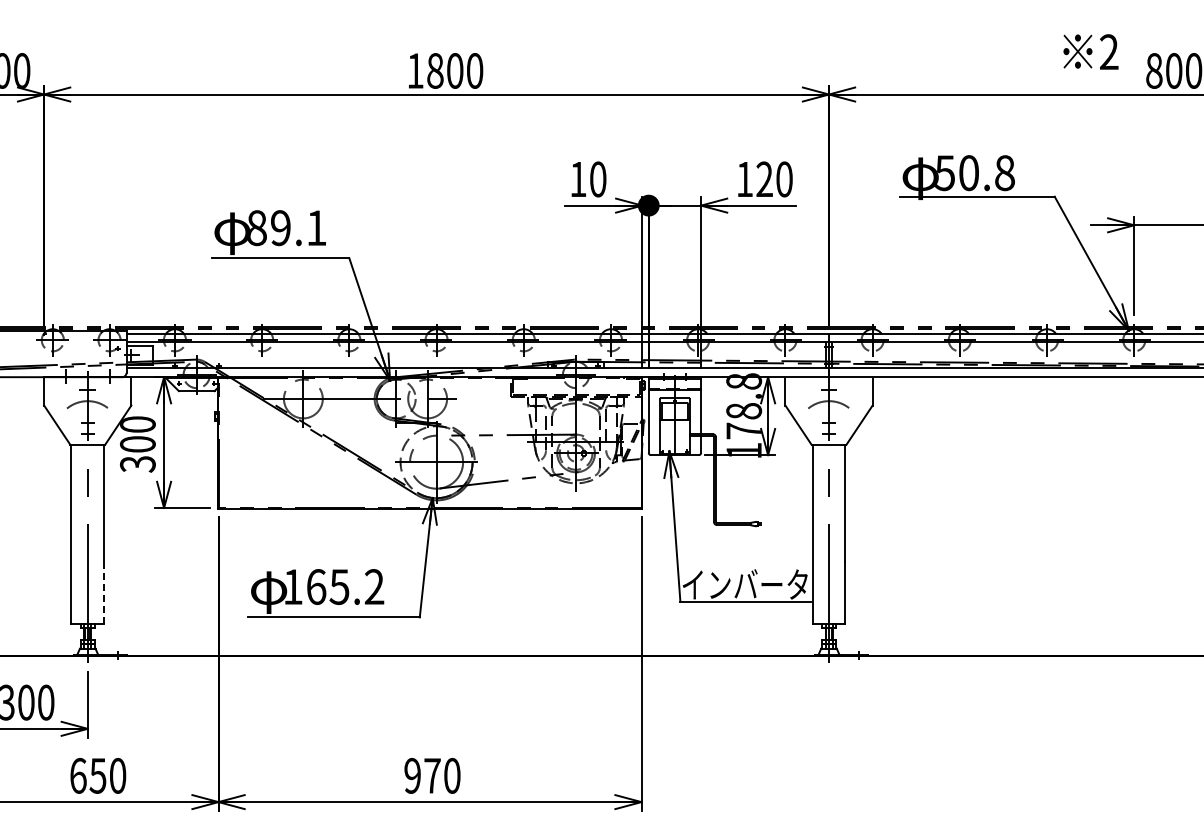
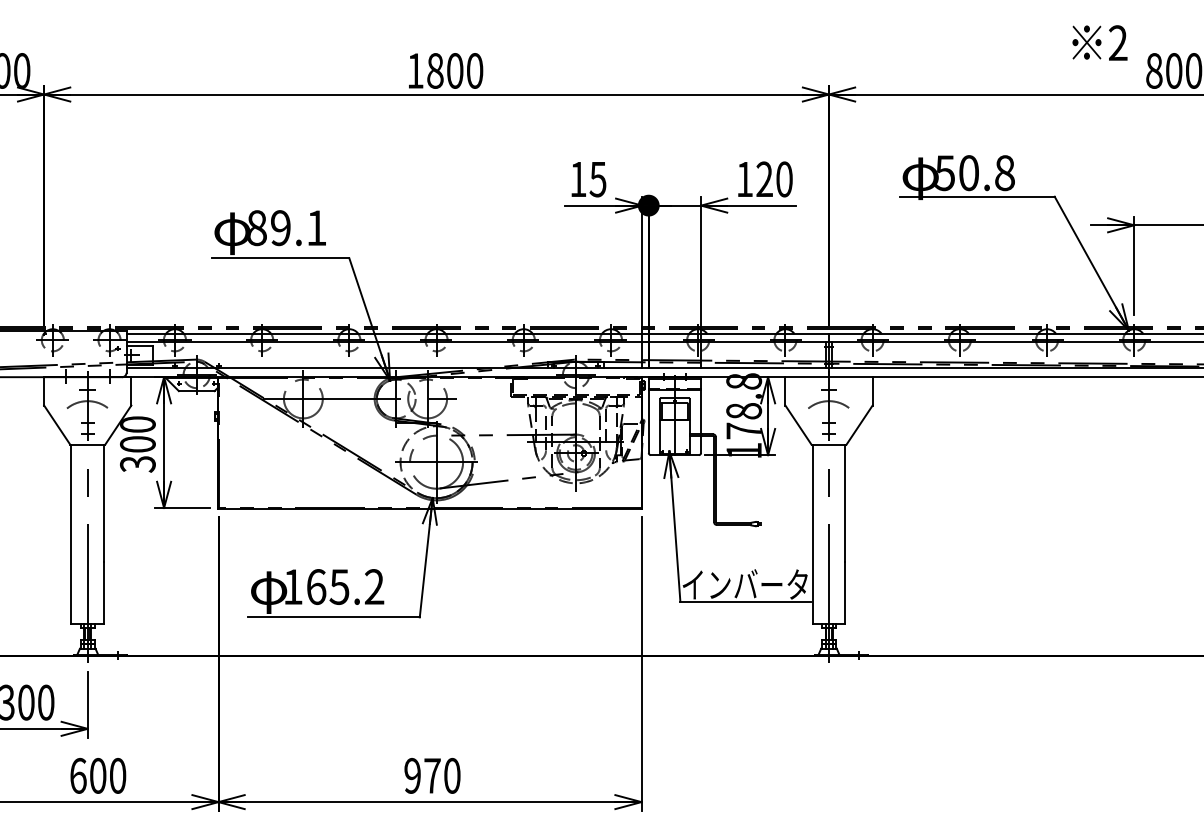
text position: (1090, 51) -> (1099, 42) (1099, 42)
text: 10 -> 15 (597, 179)
line: dashed -> solid (104, 592)
text: 650 -> 600 (97, 775)
